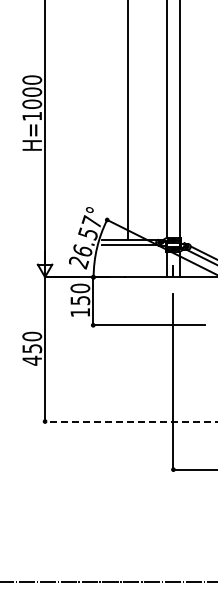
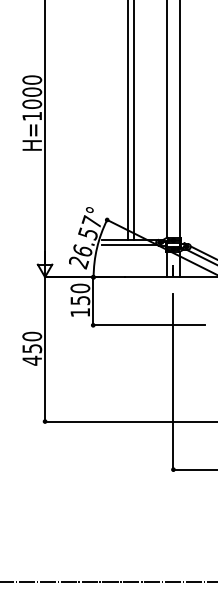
line: none -> present (133, 121)
line: dashed -> solid (130, 421)
